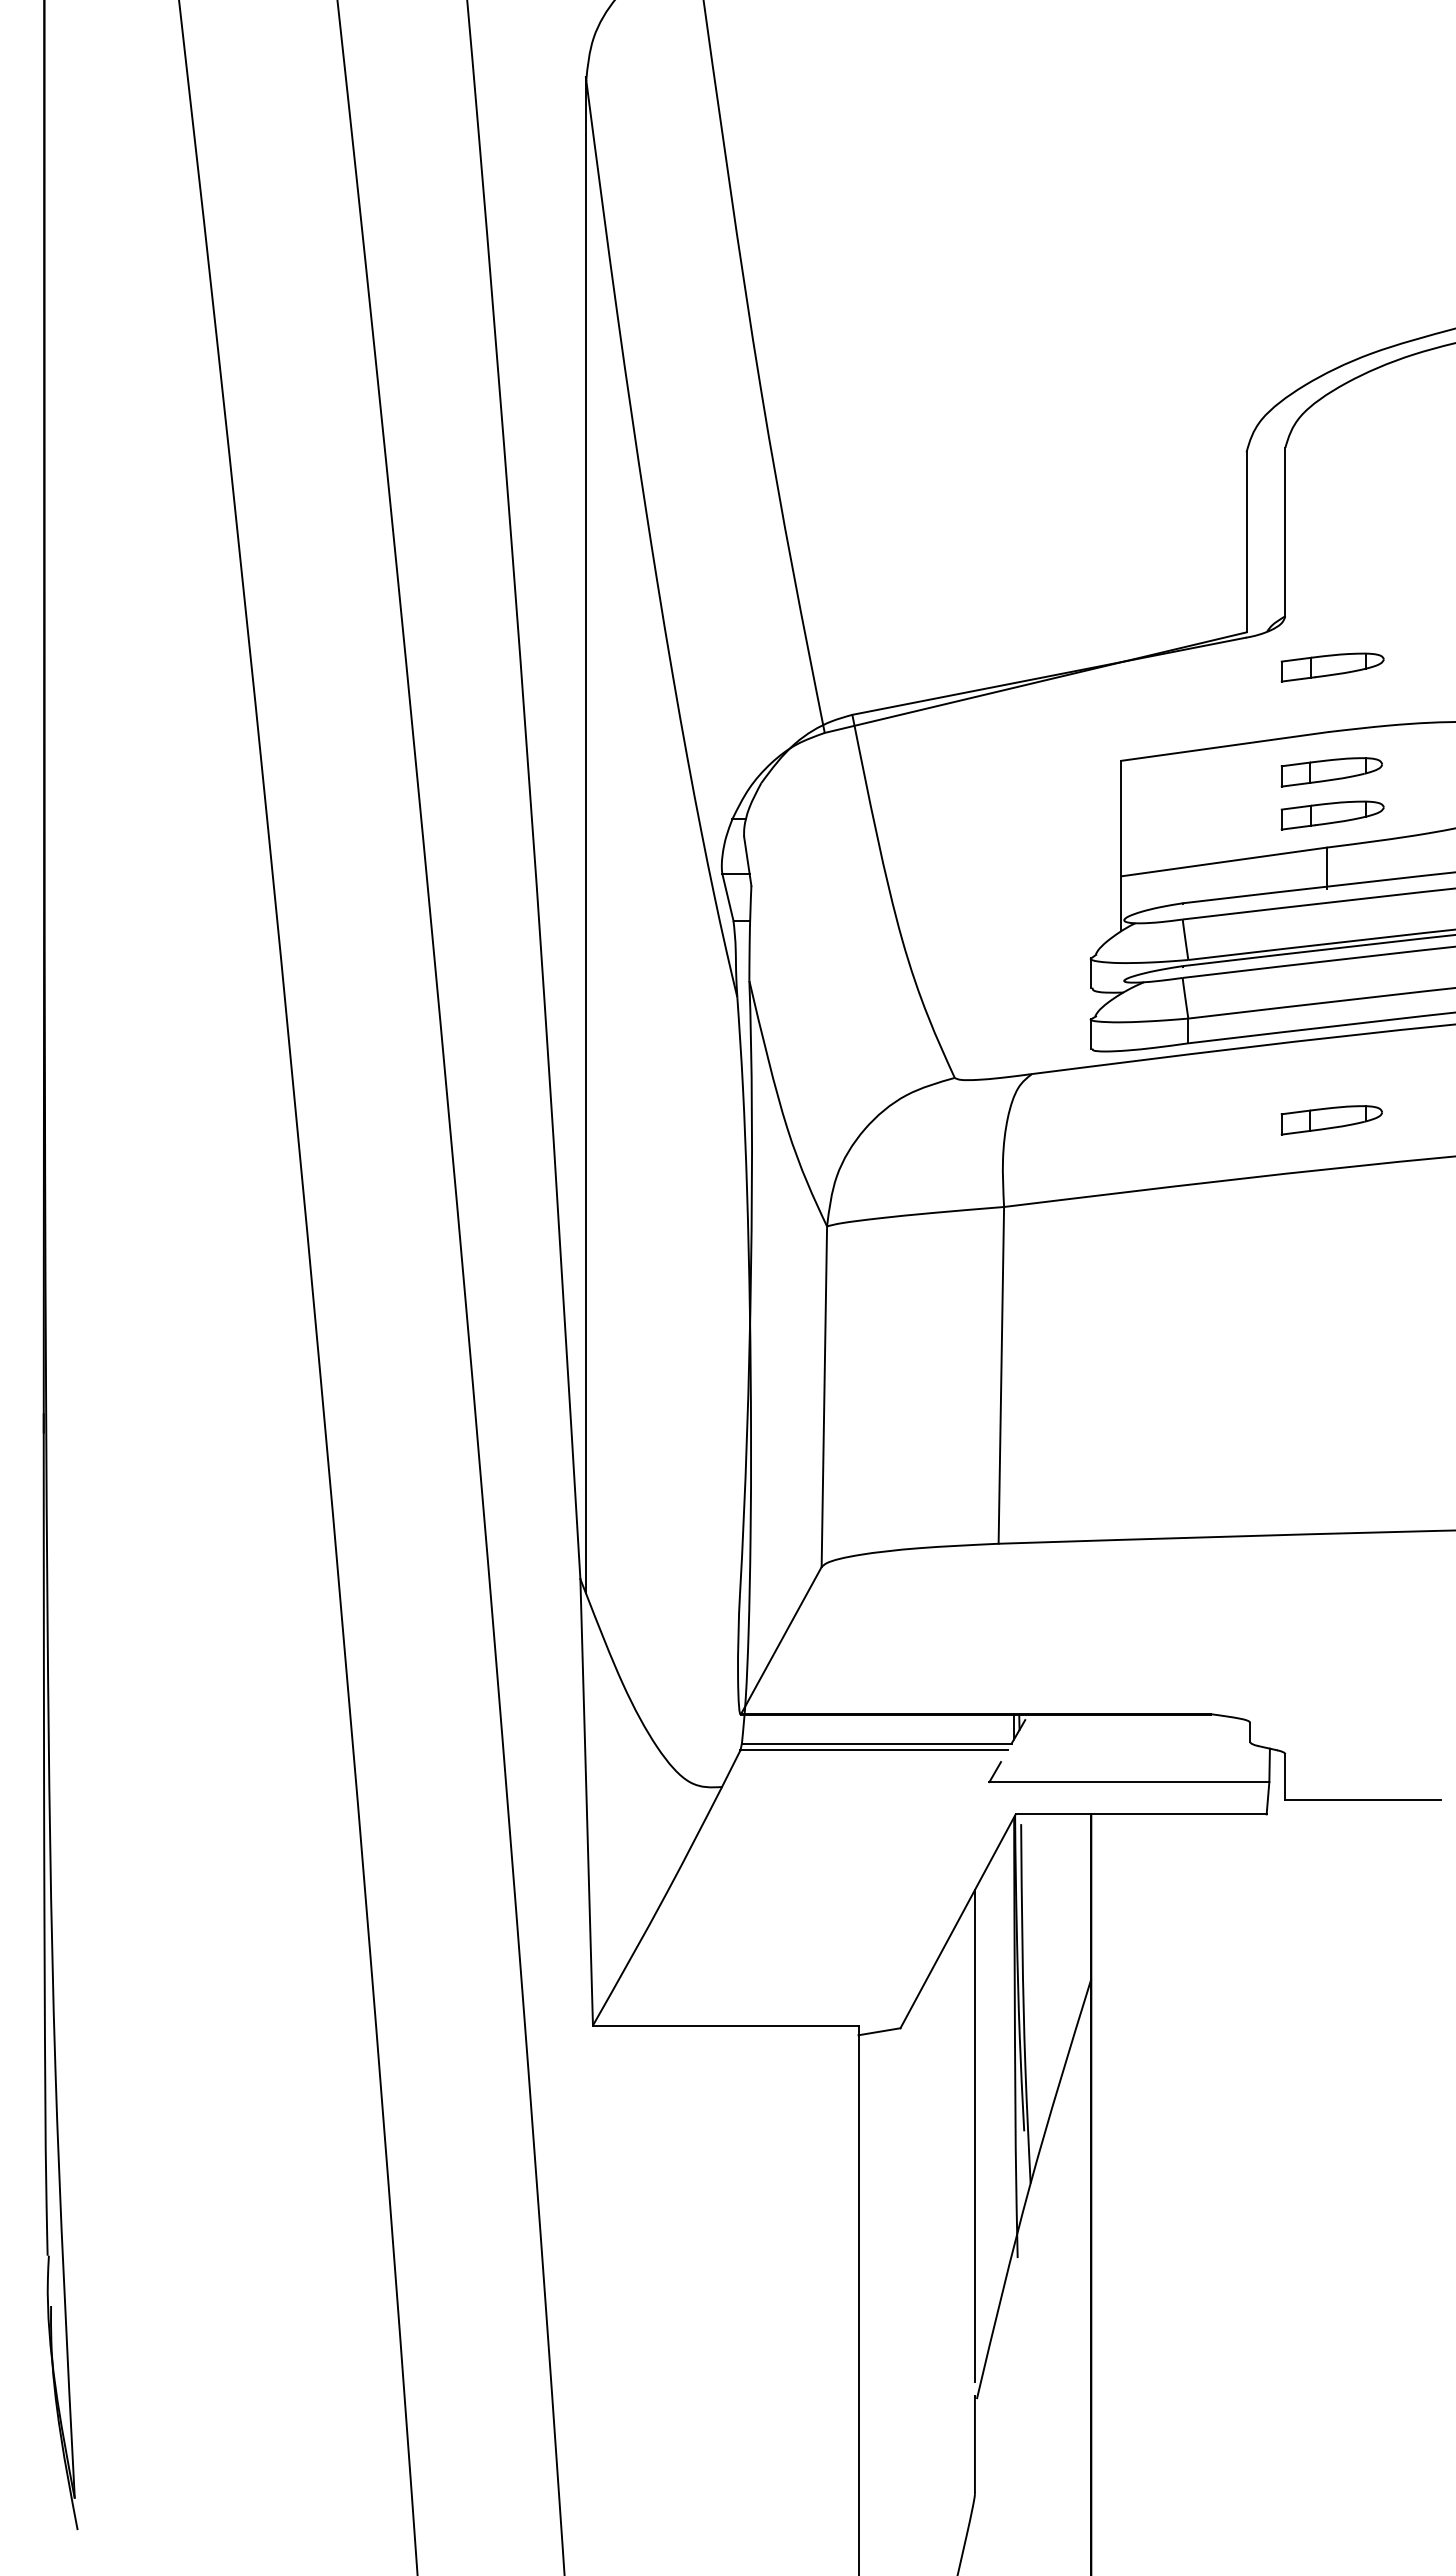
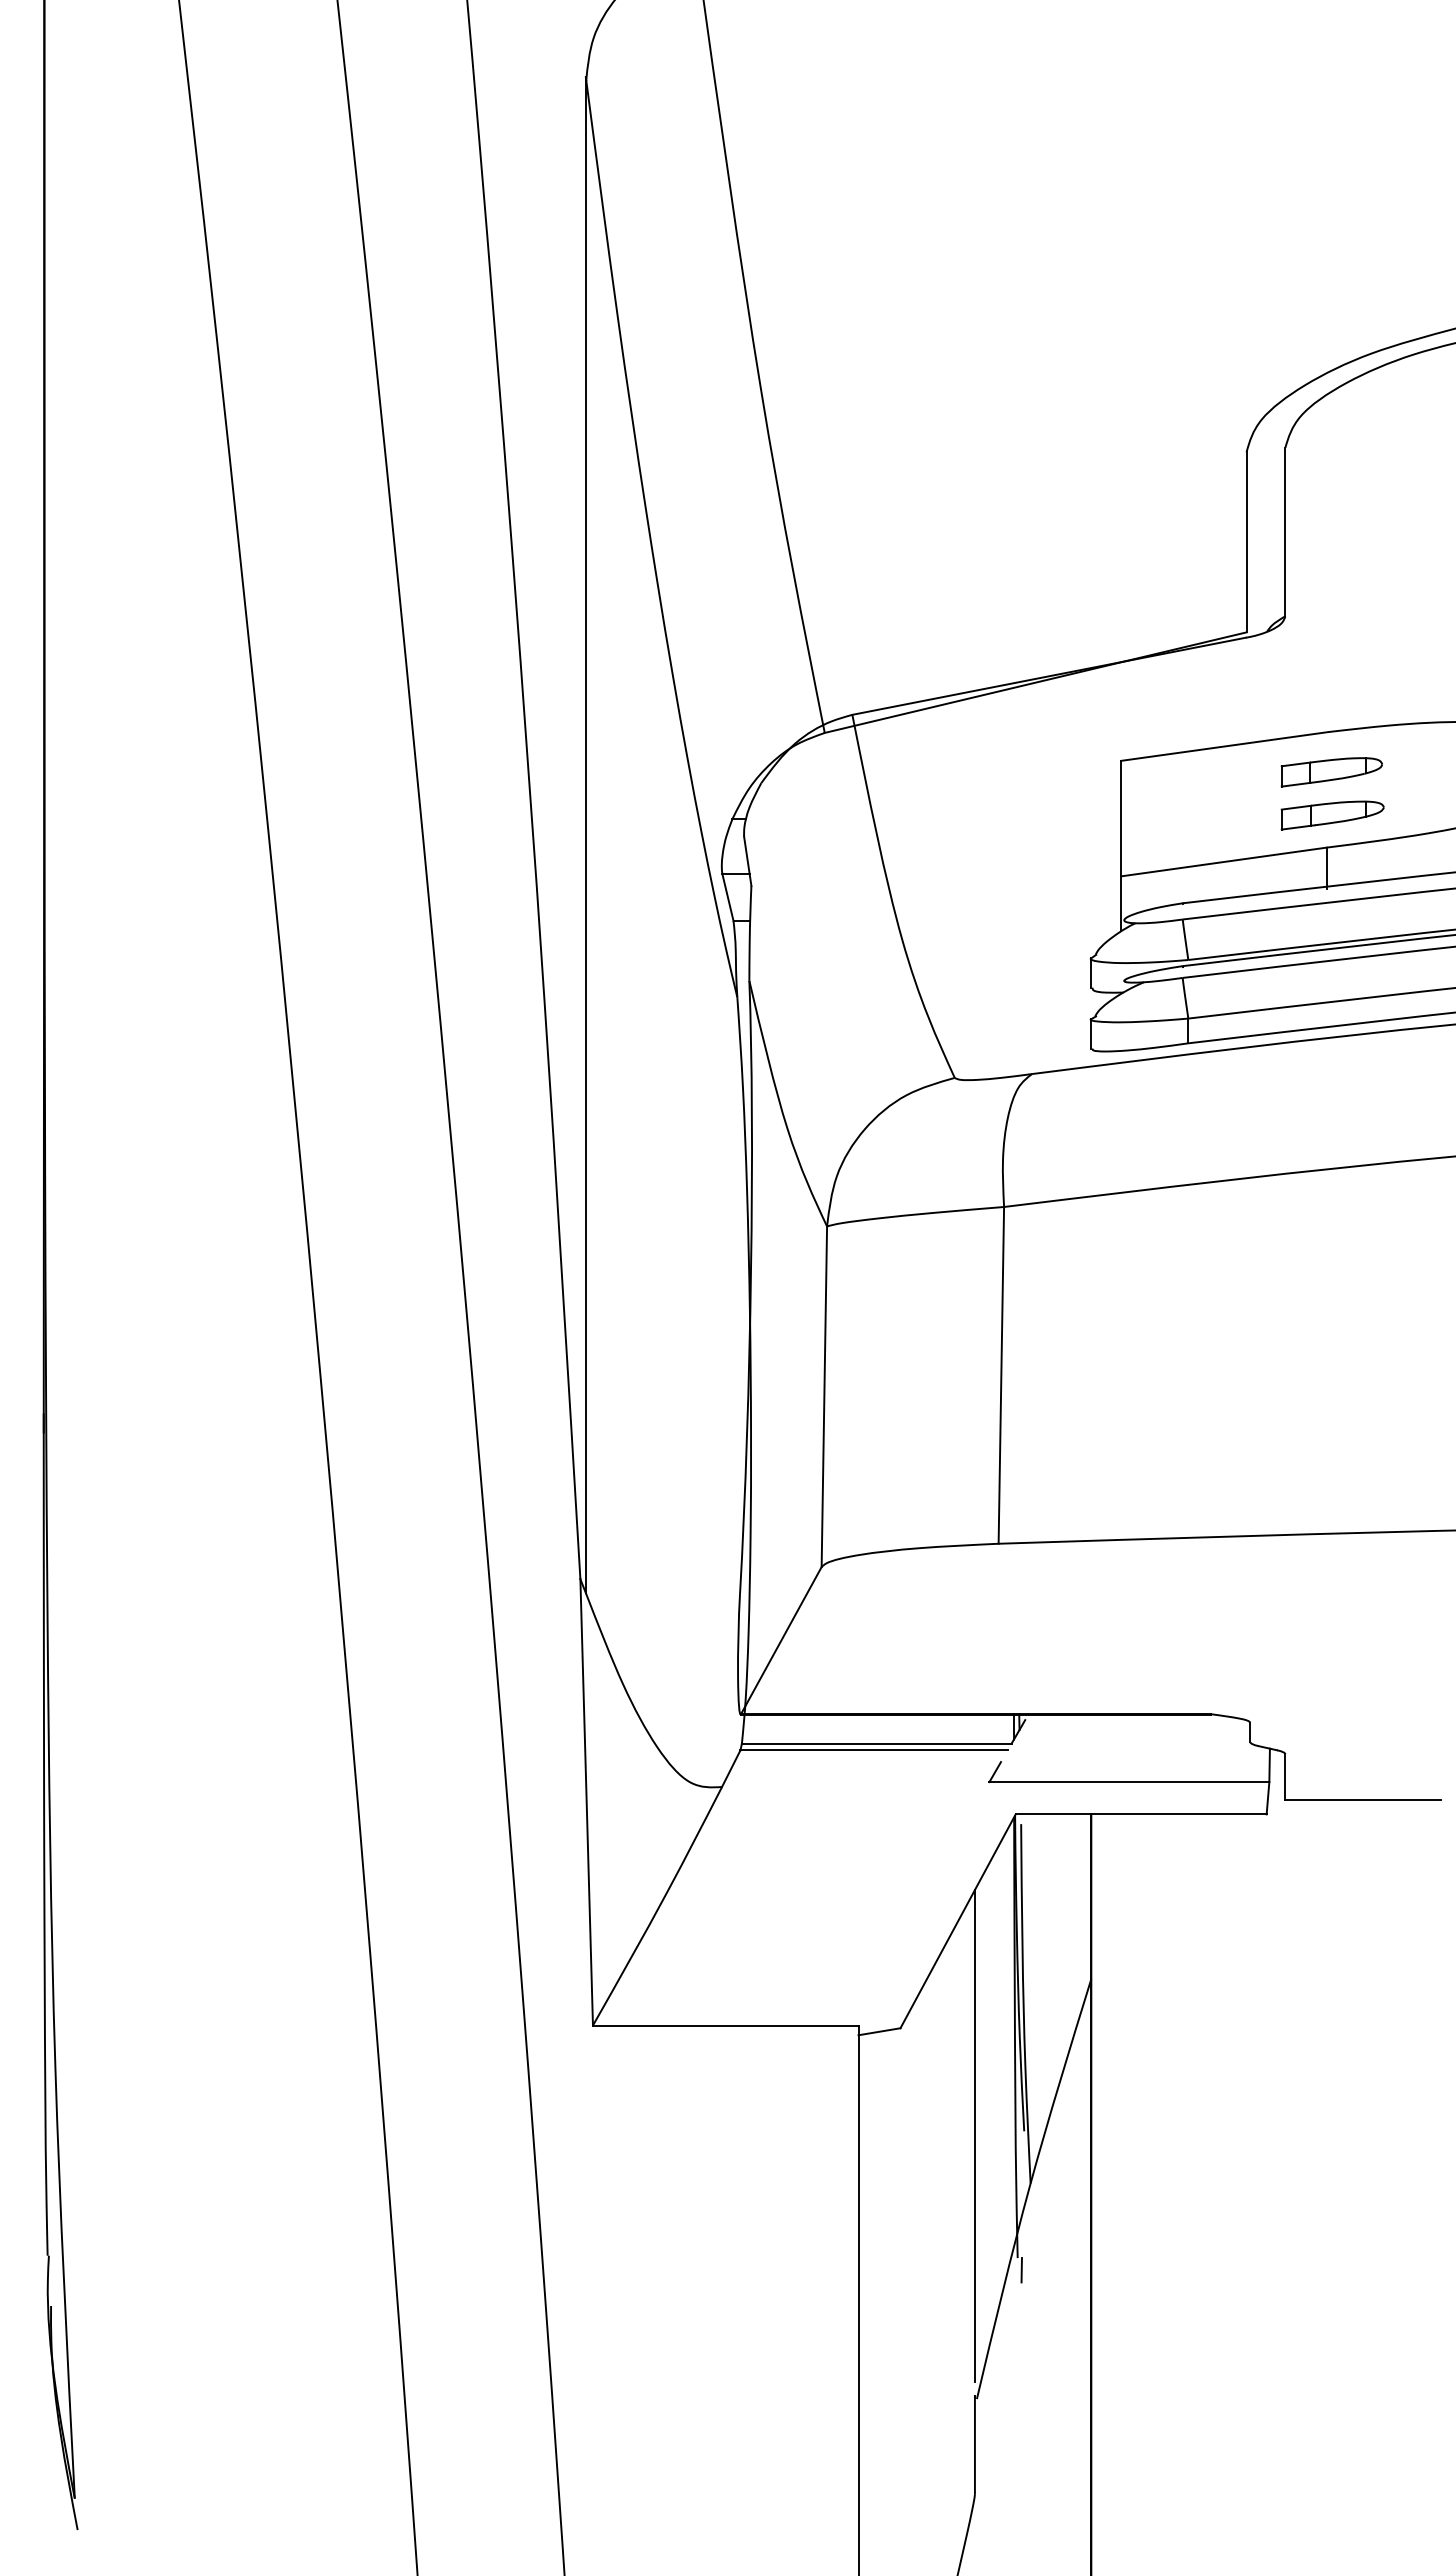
part: present -> none (1332, 667)
part: present -> none (1331, 1120)
line: none -> present (1021, 2270)
